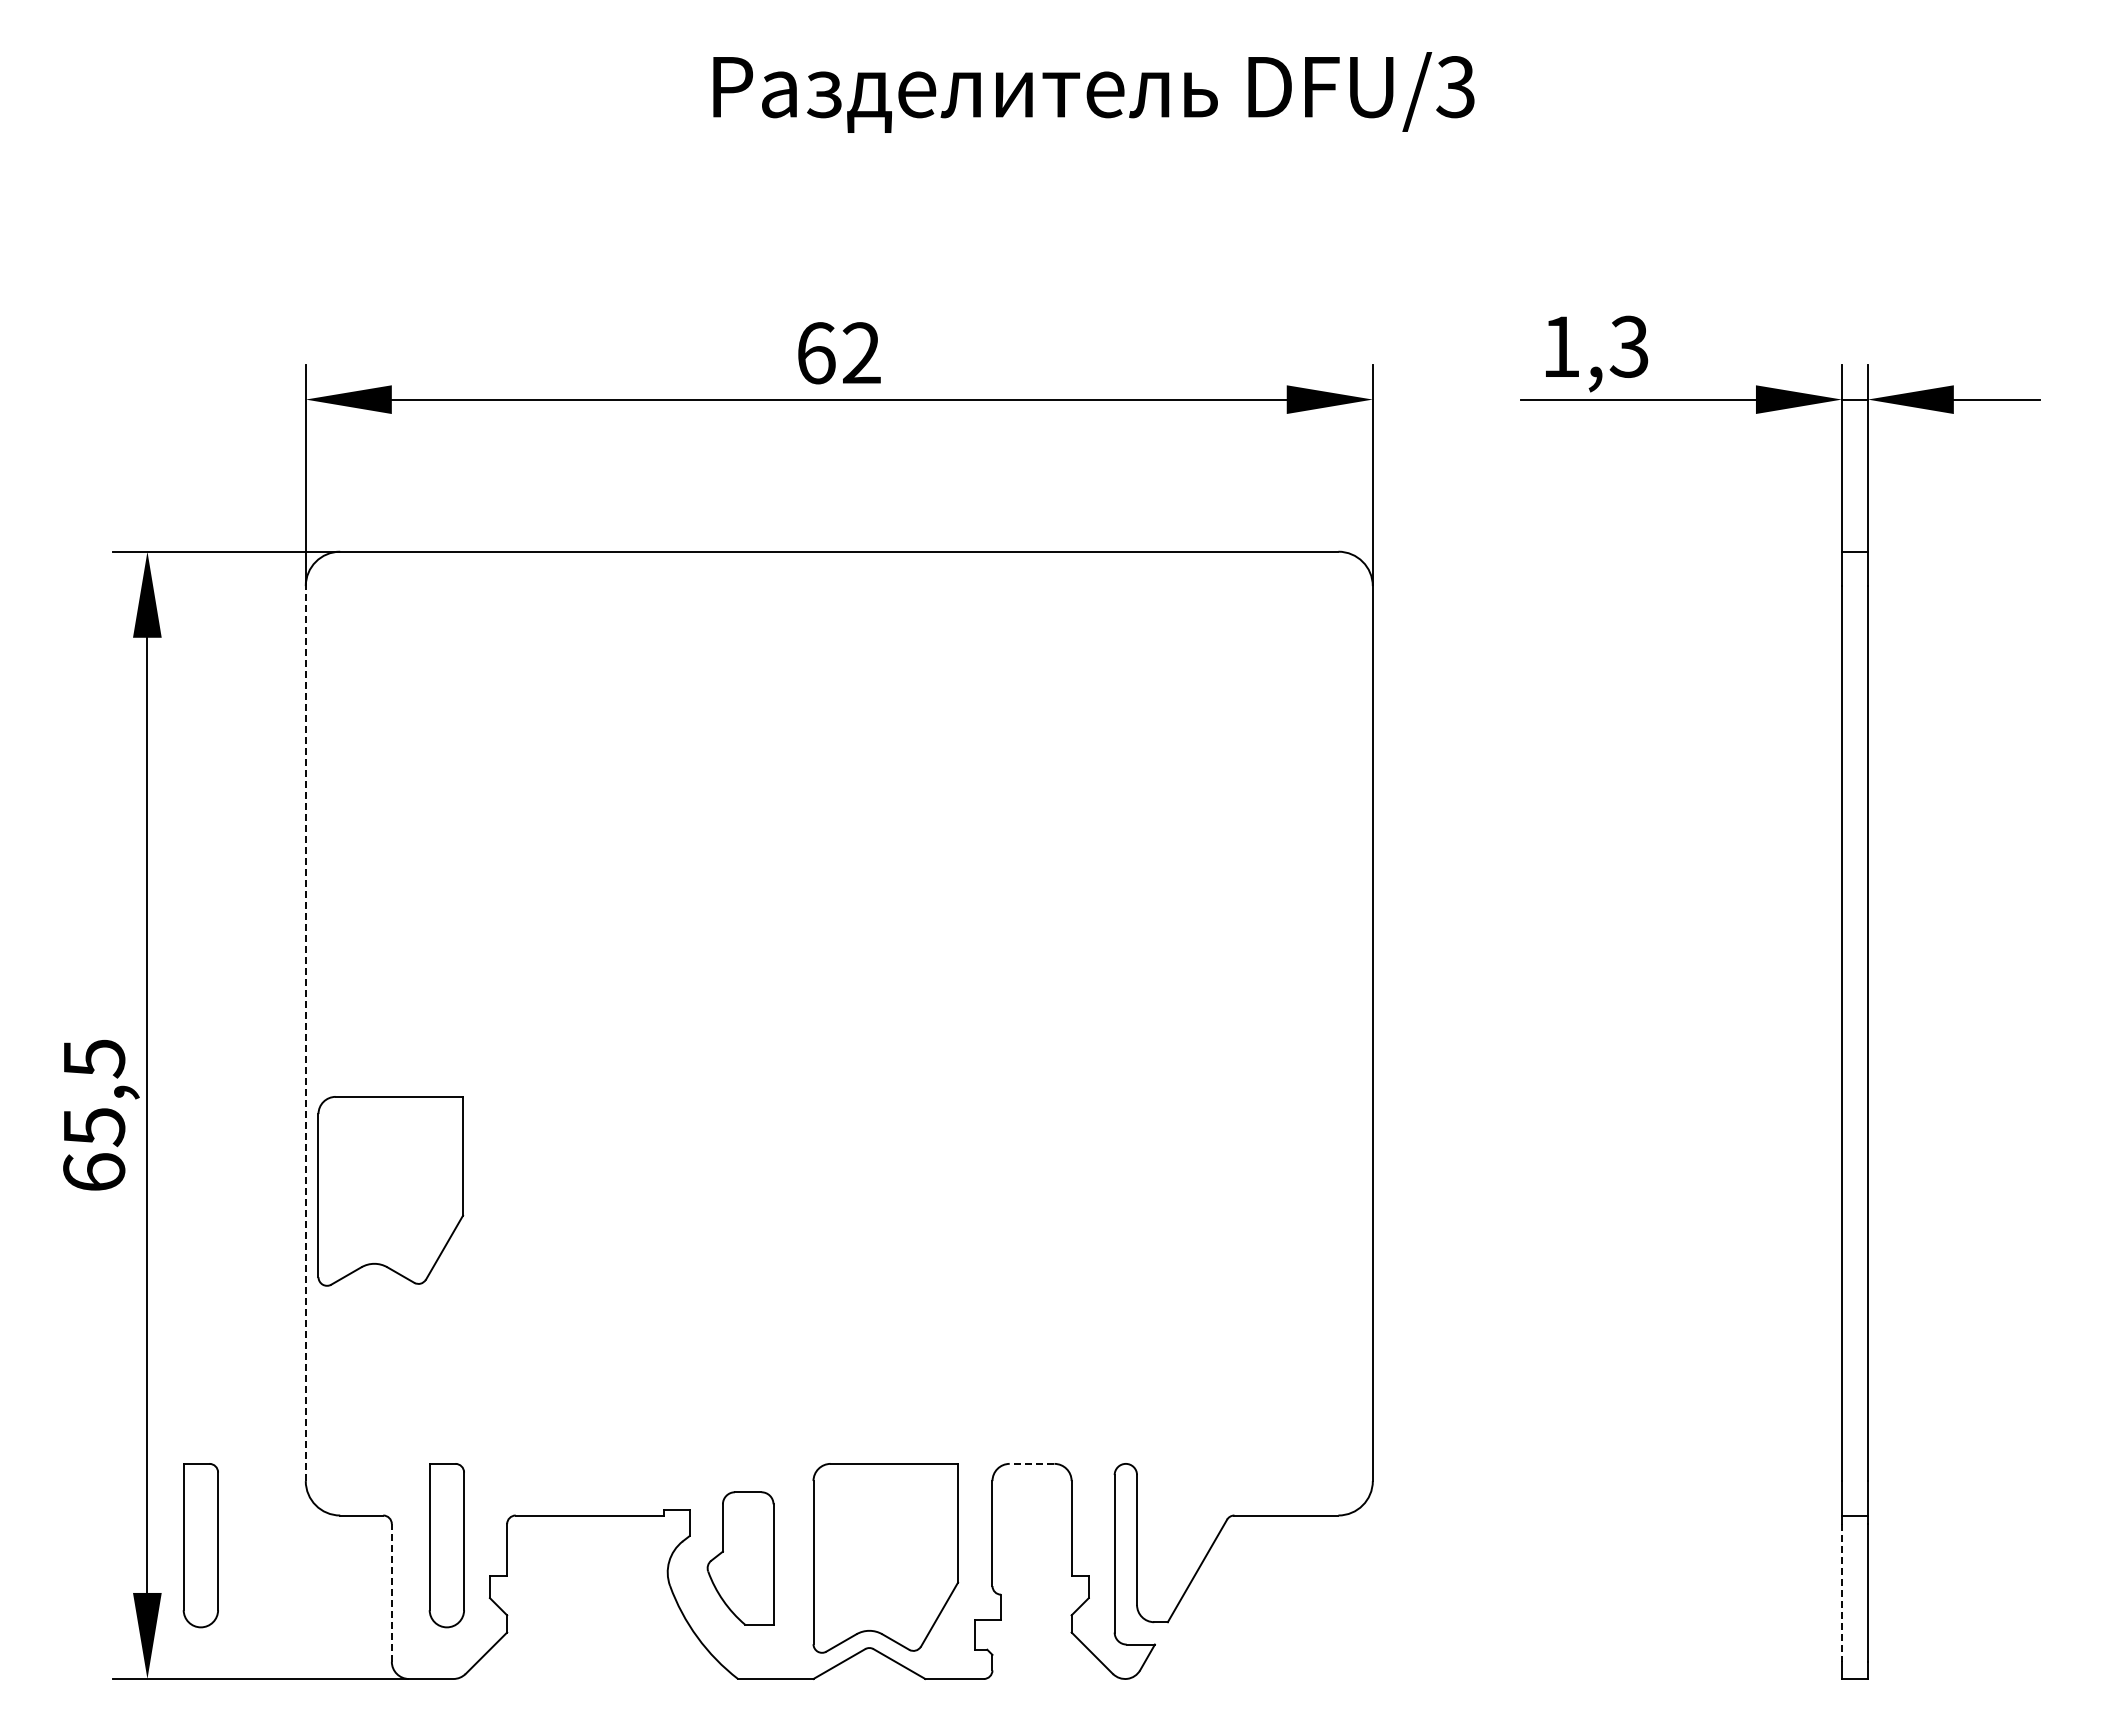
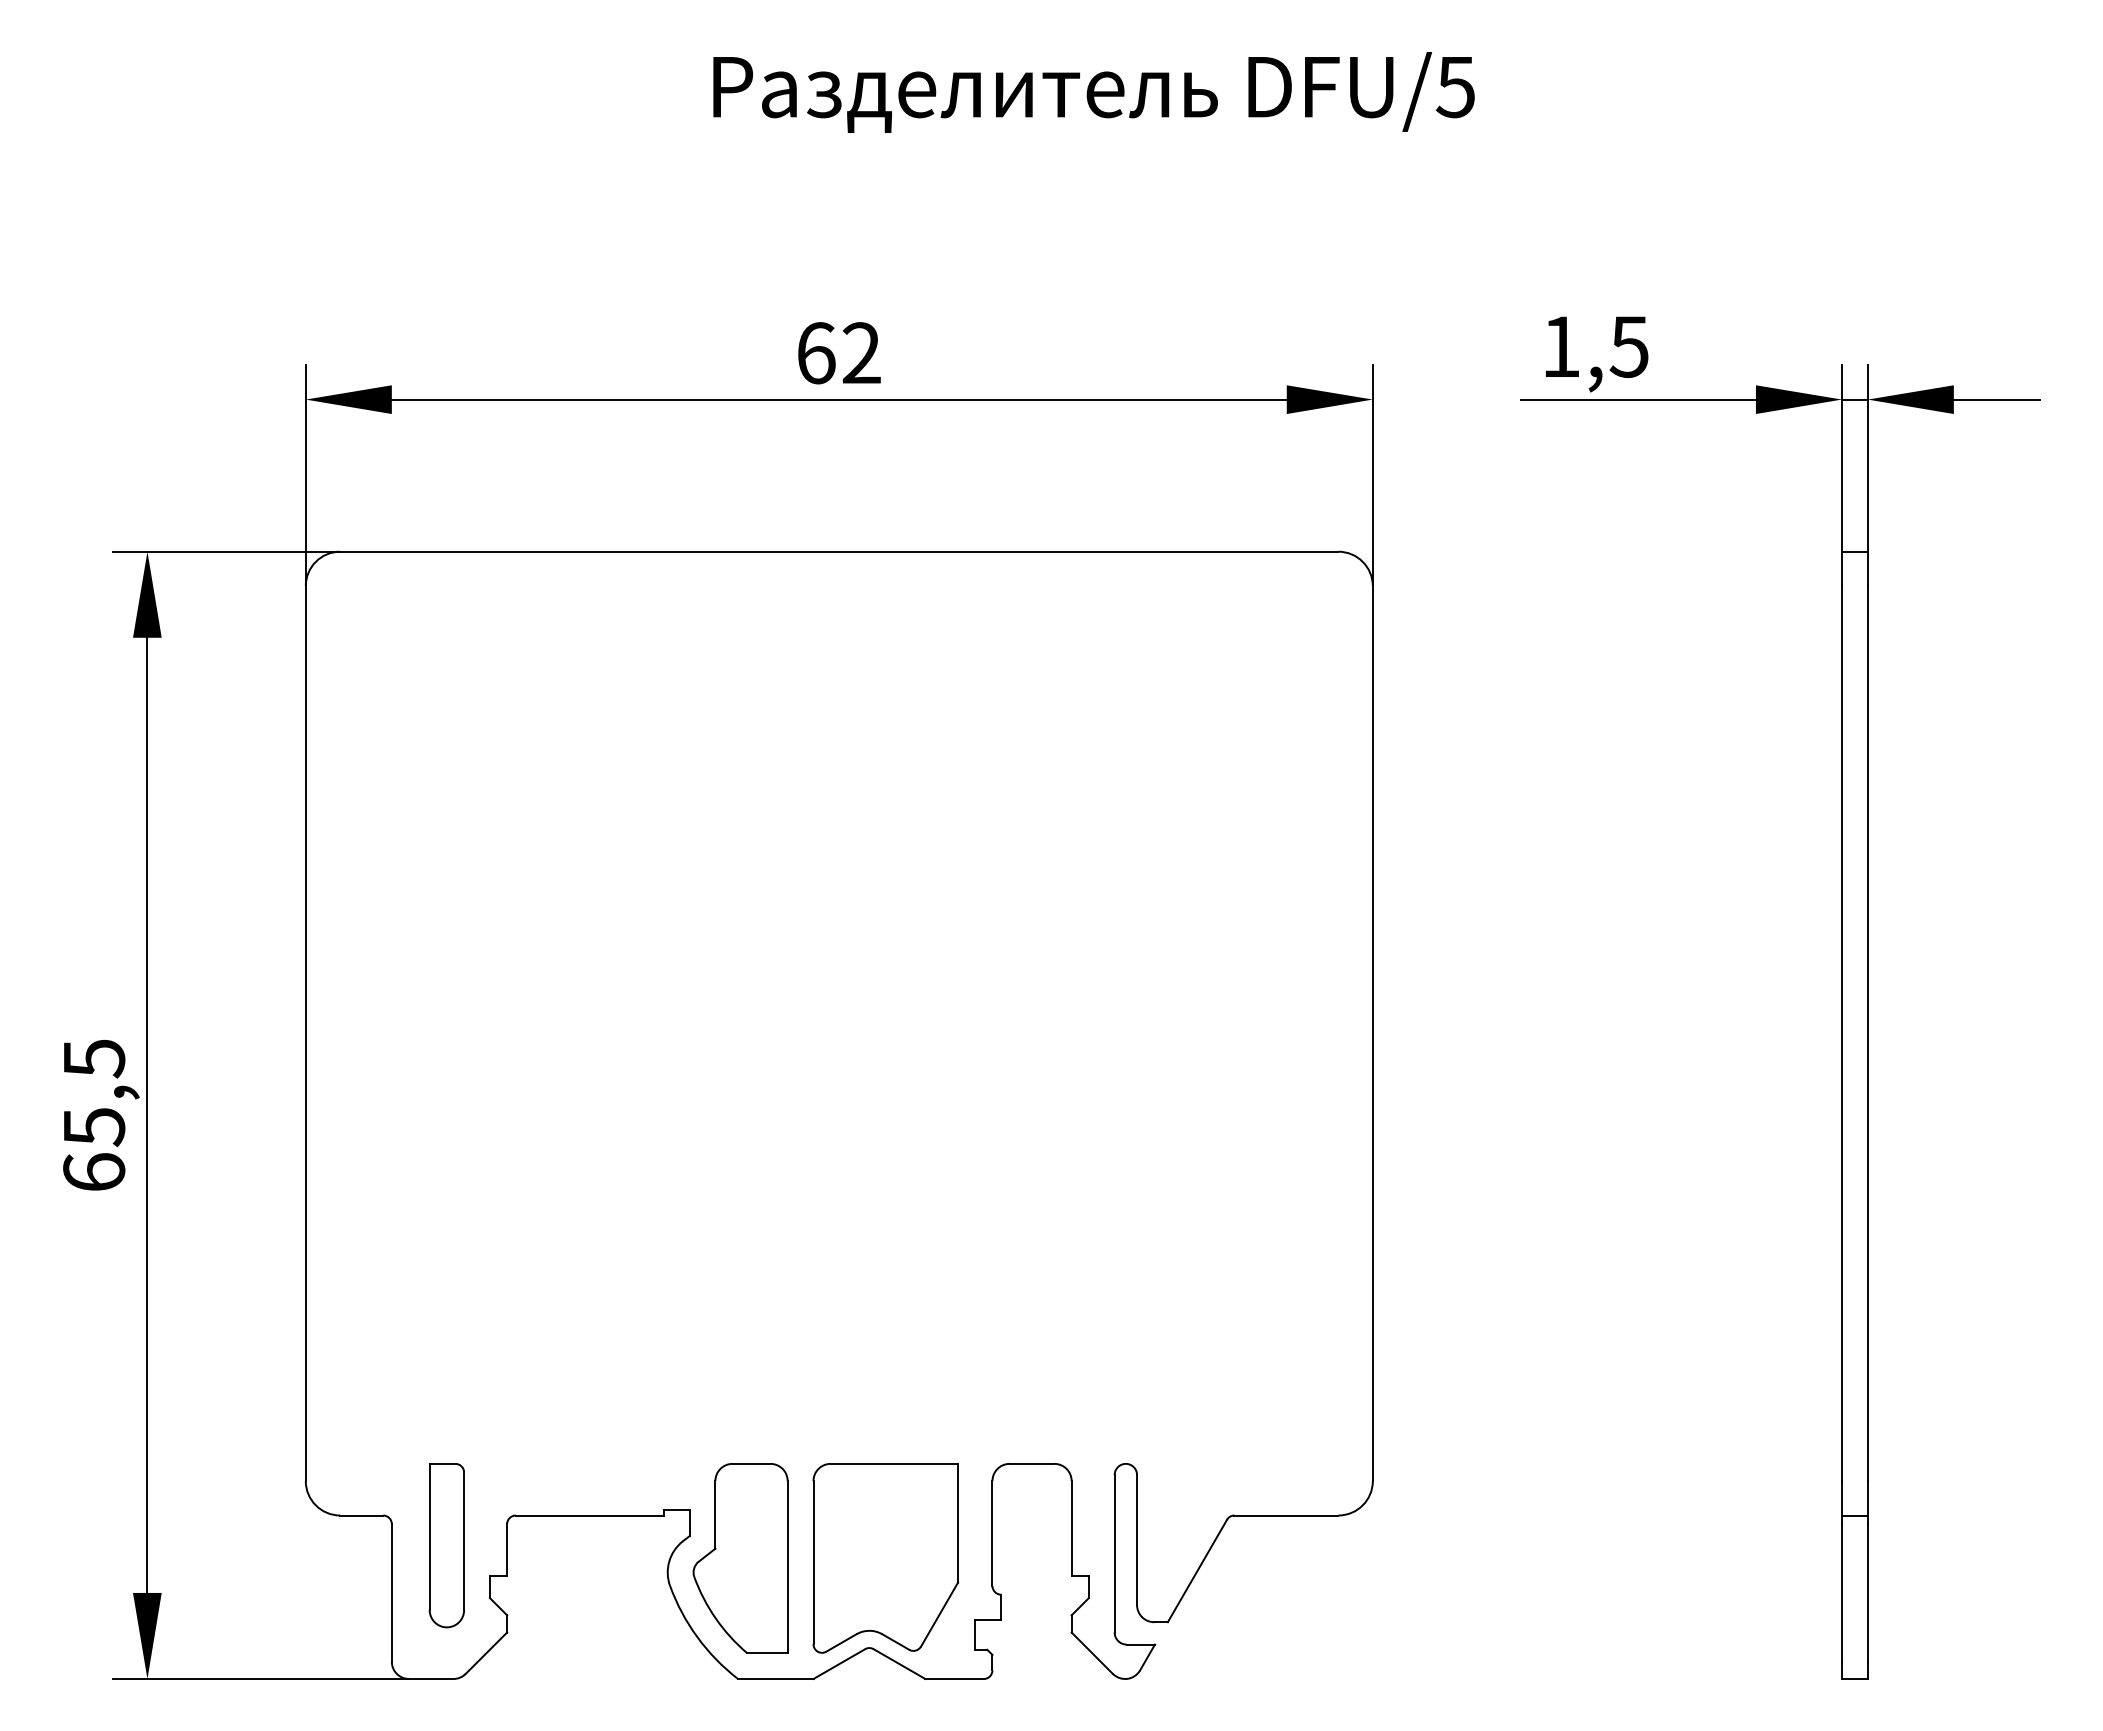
text: DFU/3 -> DFU/5 (1455, 86)
text: 1,3 -> 1,5 (1628, 346)
line: dashed -> solid (305, 1033)
part: present -> none (390, 1191)
line: dashed -> solid (1031, 1463)
part: present -> none (200, 1545)
part size: 69x135 px -> 97x191 px (740, 1558)
line: dashed -> solid (391, 1592)
line: dashed -> solid (1841, 1592)
